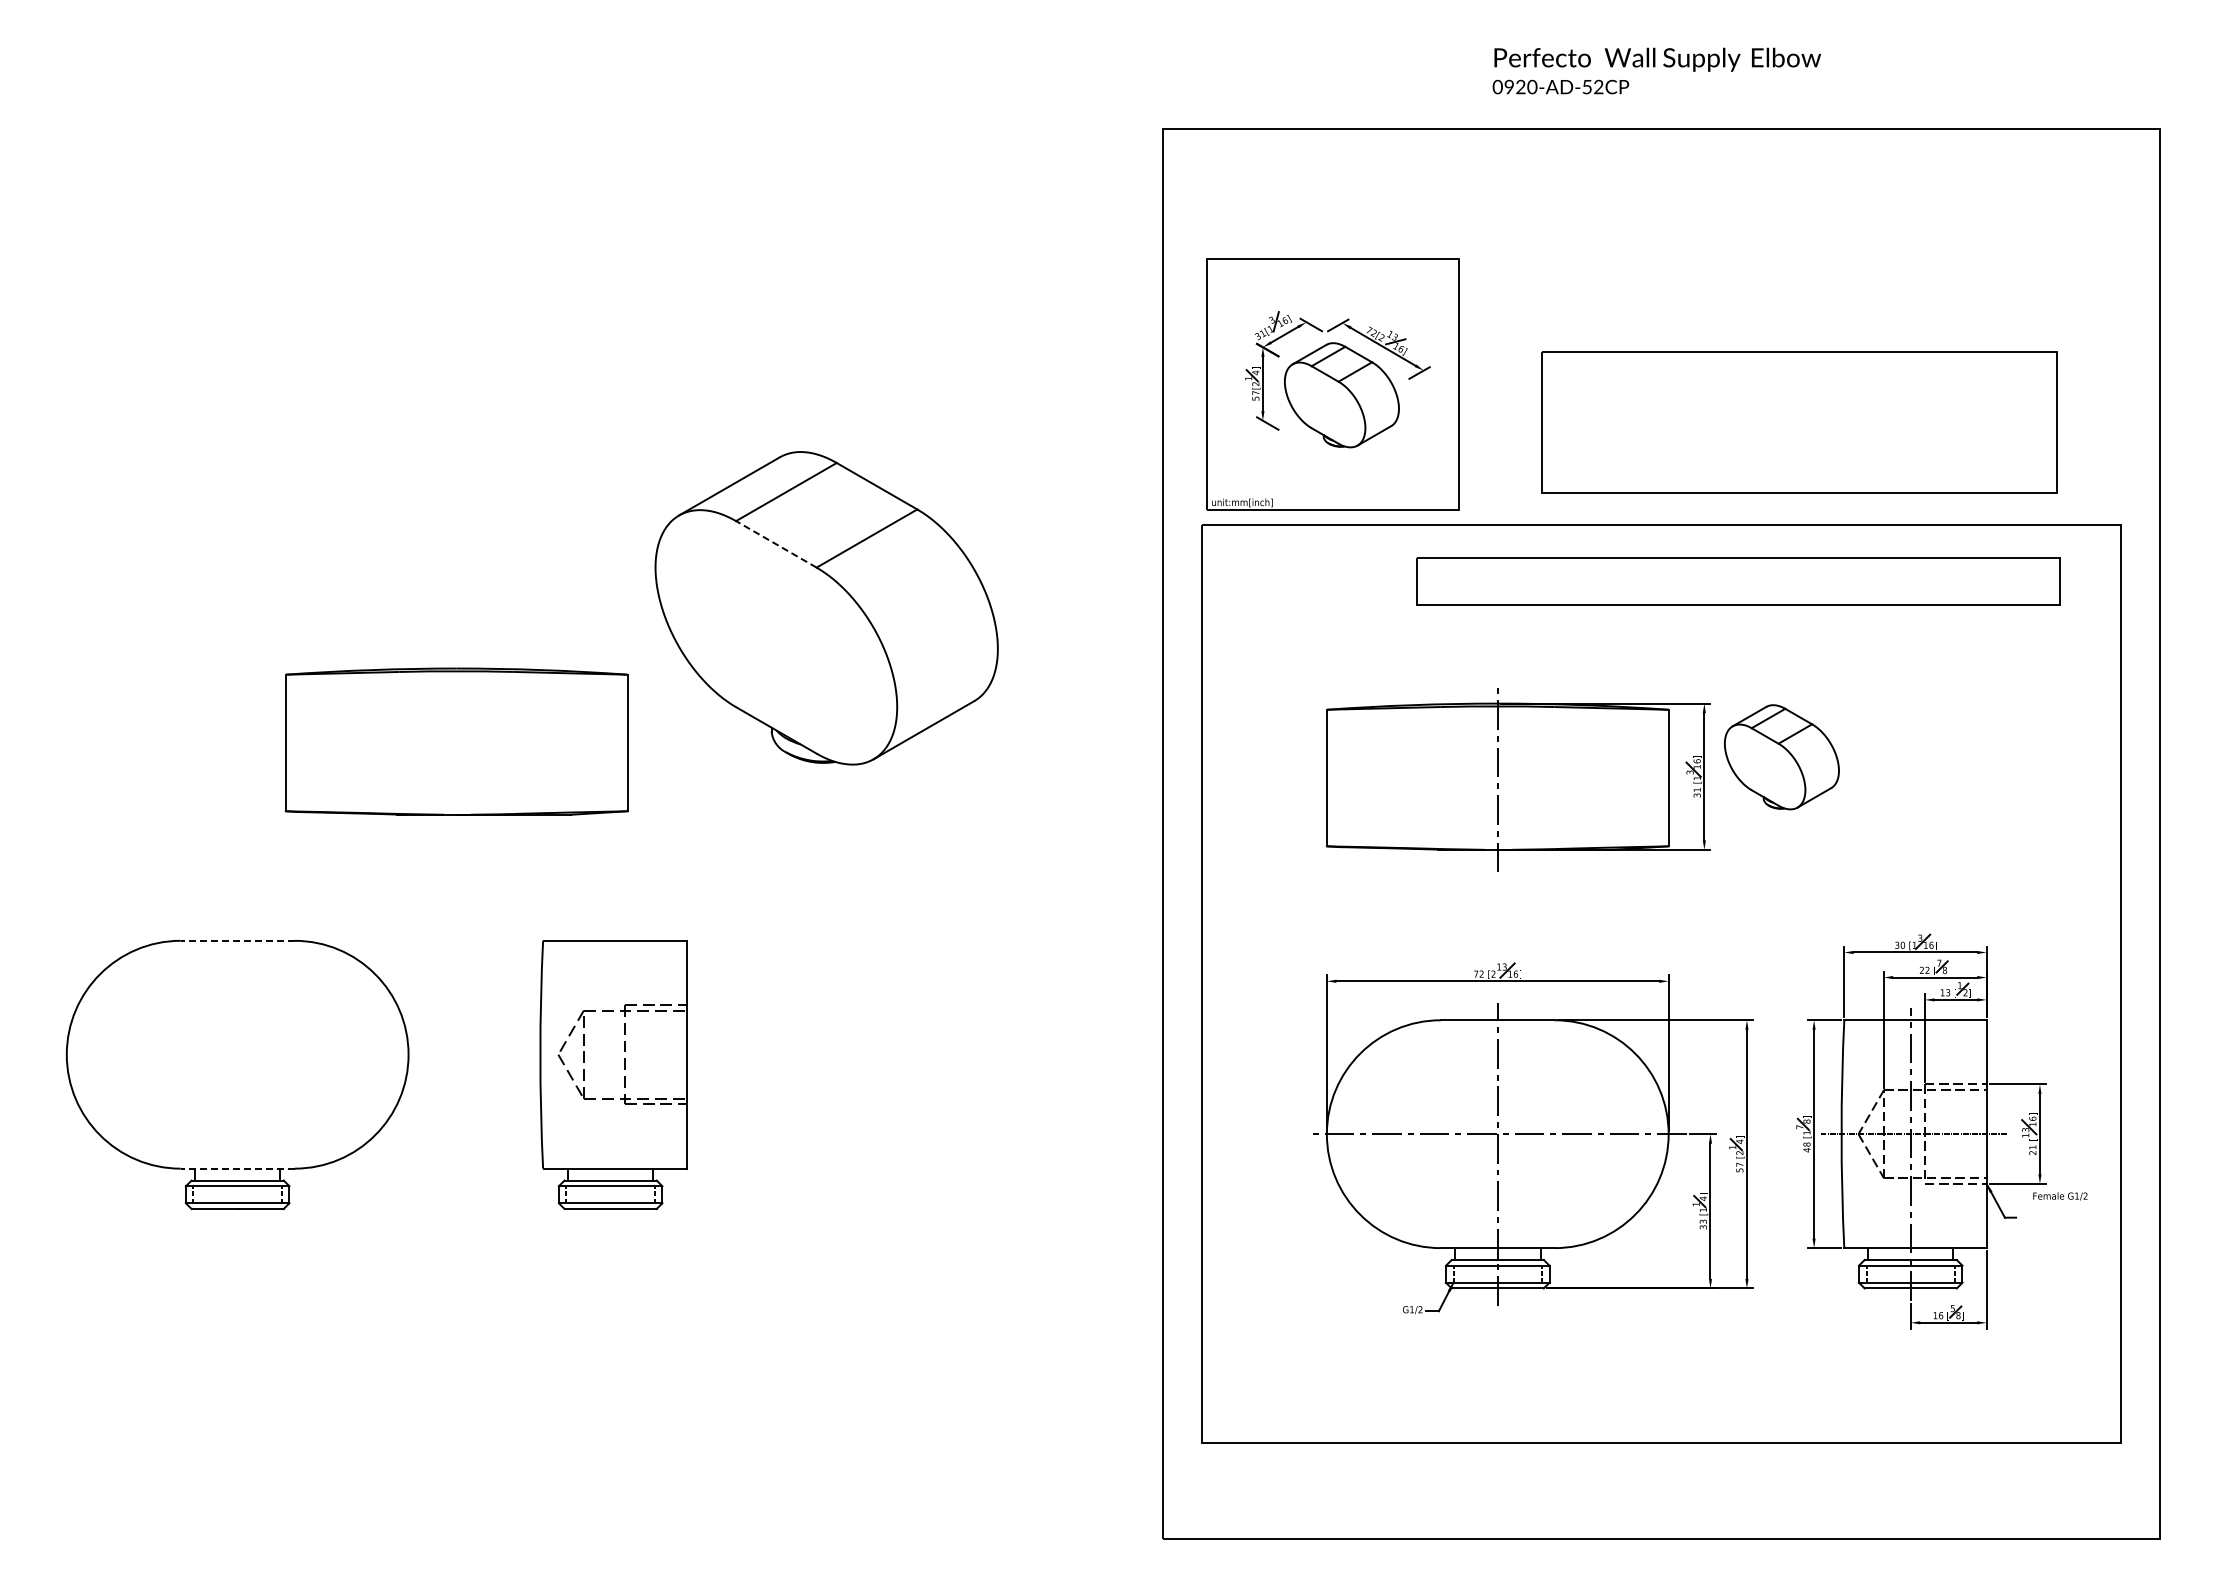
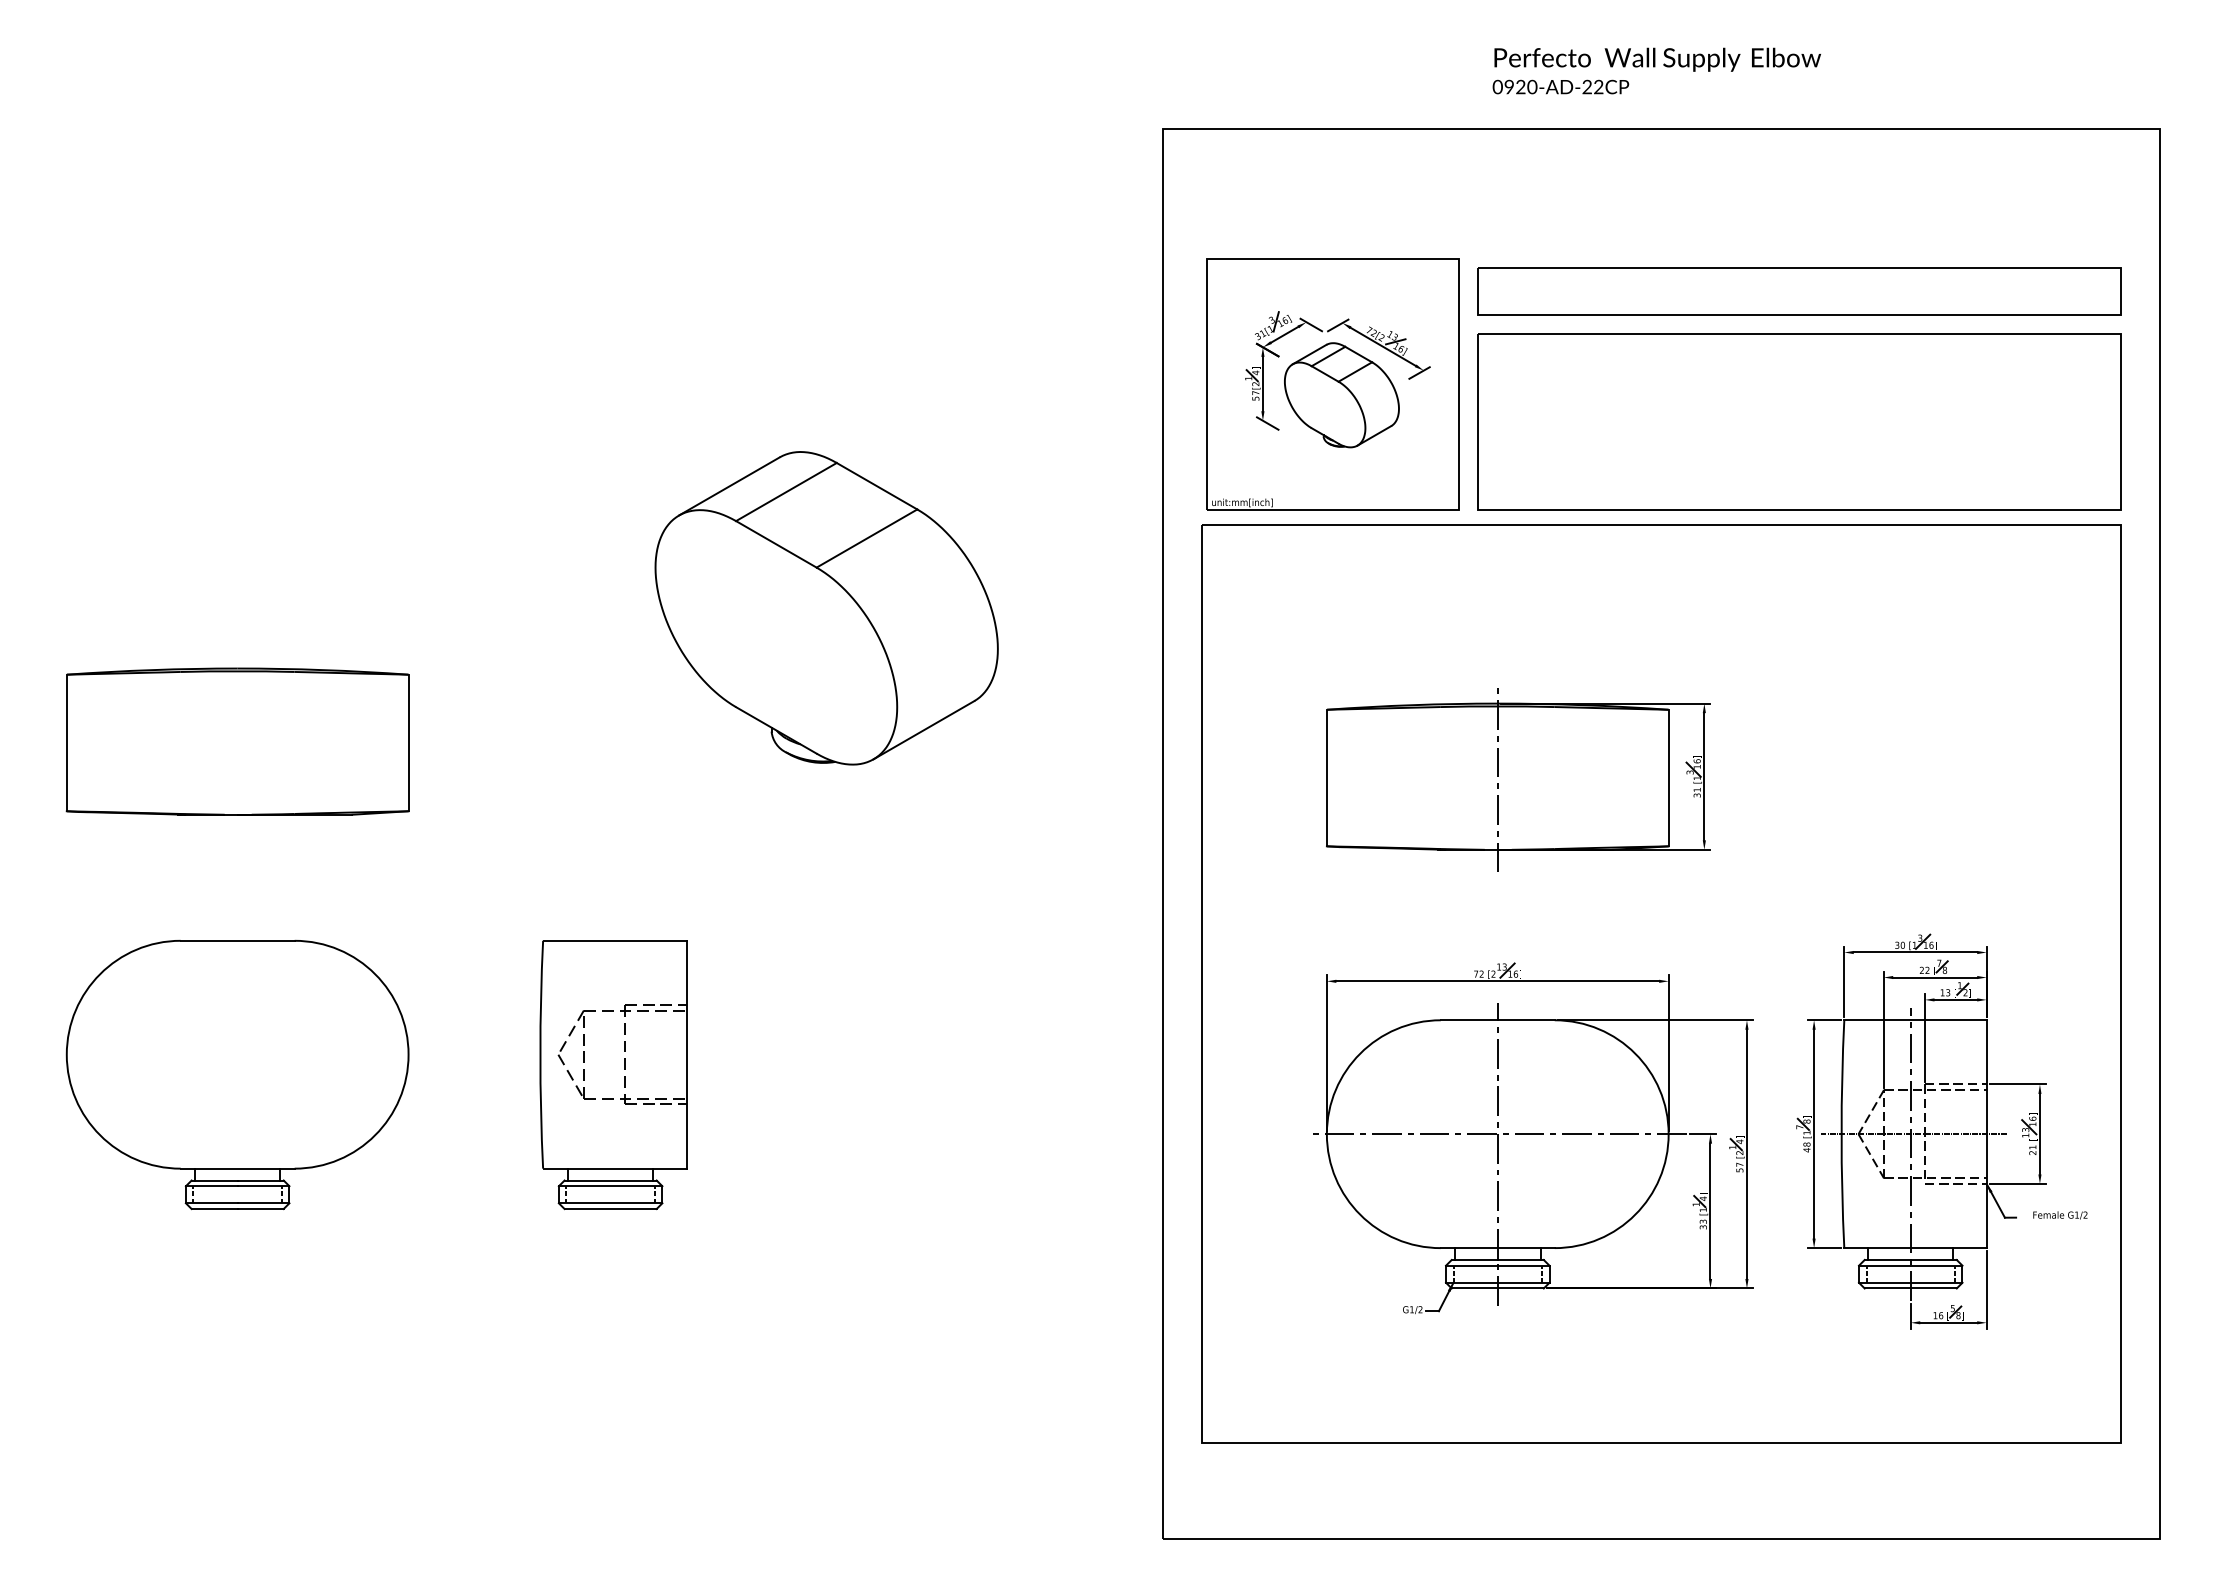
text: 0920-AD-52CP -> 0920-AD-22CP (1586, 86)
part size: 517x143 px -> 645x178 px (1799, 421)
line: dashed -> solid (776, 544)
part position: (1738, 581) -> (1799, 291) (1799, 291)
part position: (456, 741) -> (237, 741) (237, 741)
part: present -> none (1781, 757)
line: dashed -> solid (237, 940)
line: dashed -> solid (237, 1168)
text position: (2060, 1196) -> (2060, 1215) (2060, 1215)
